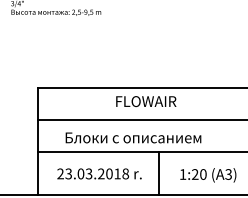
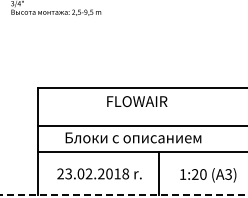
text position: (146, 101) -> (137, 101) (137, 101)
line position: (141, 120) -> (141, 126) (141, 126)
text: 23.03.2018 -> 23.02.2018 (88, 174)
line: solid -> dashed (124, 195)
